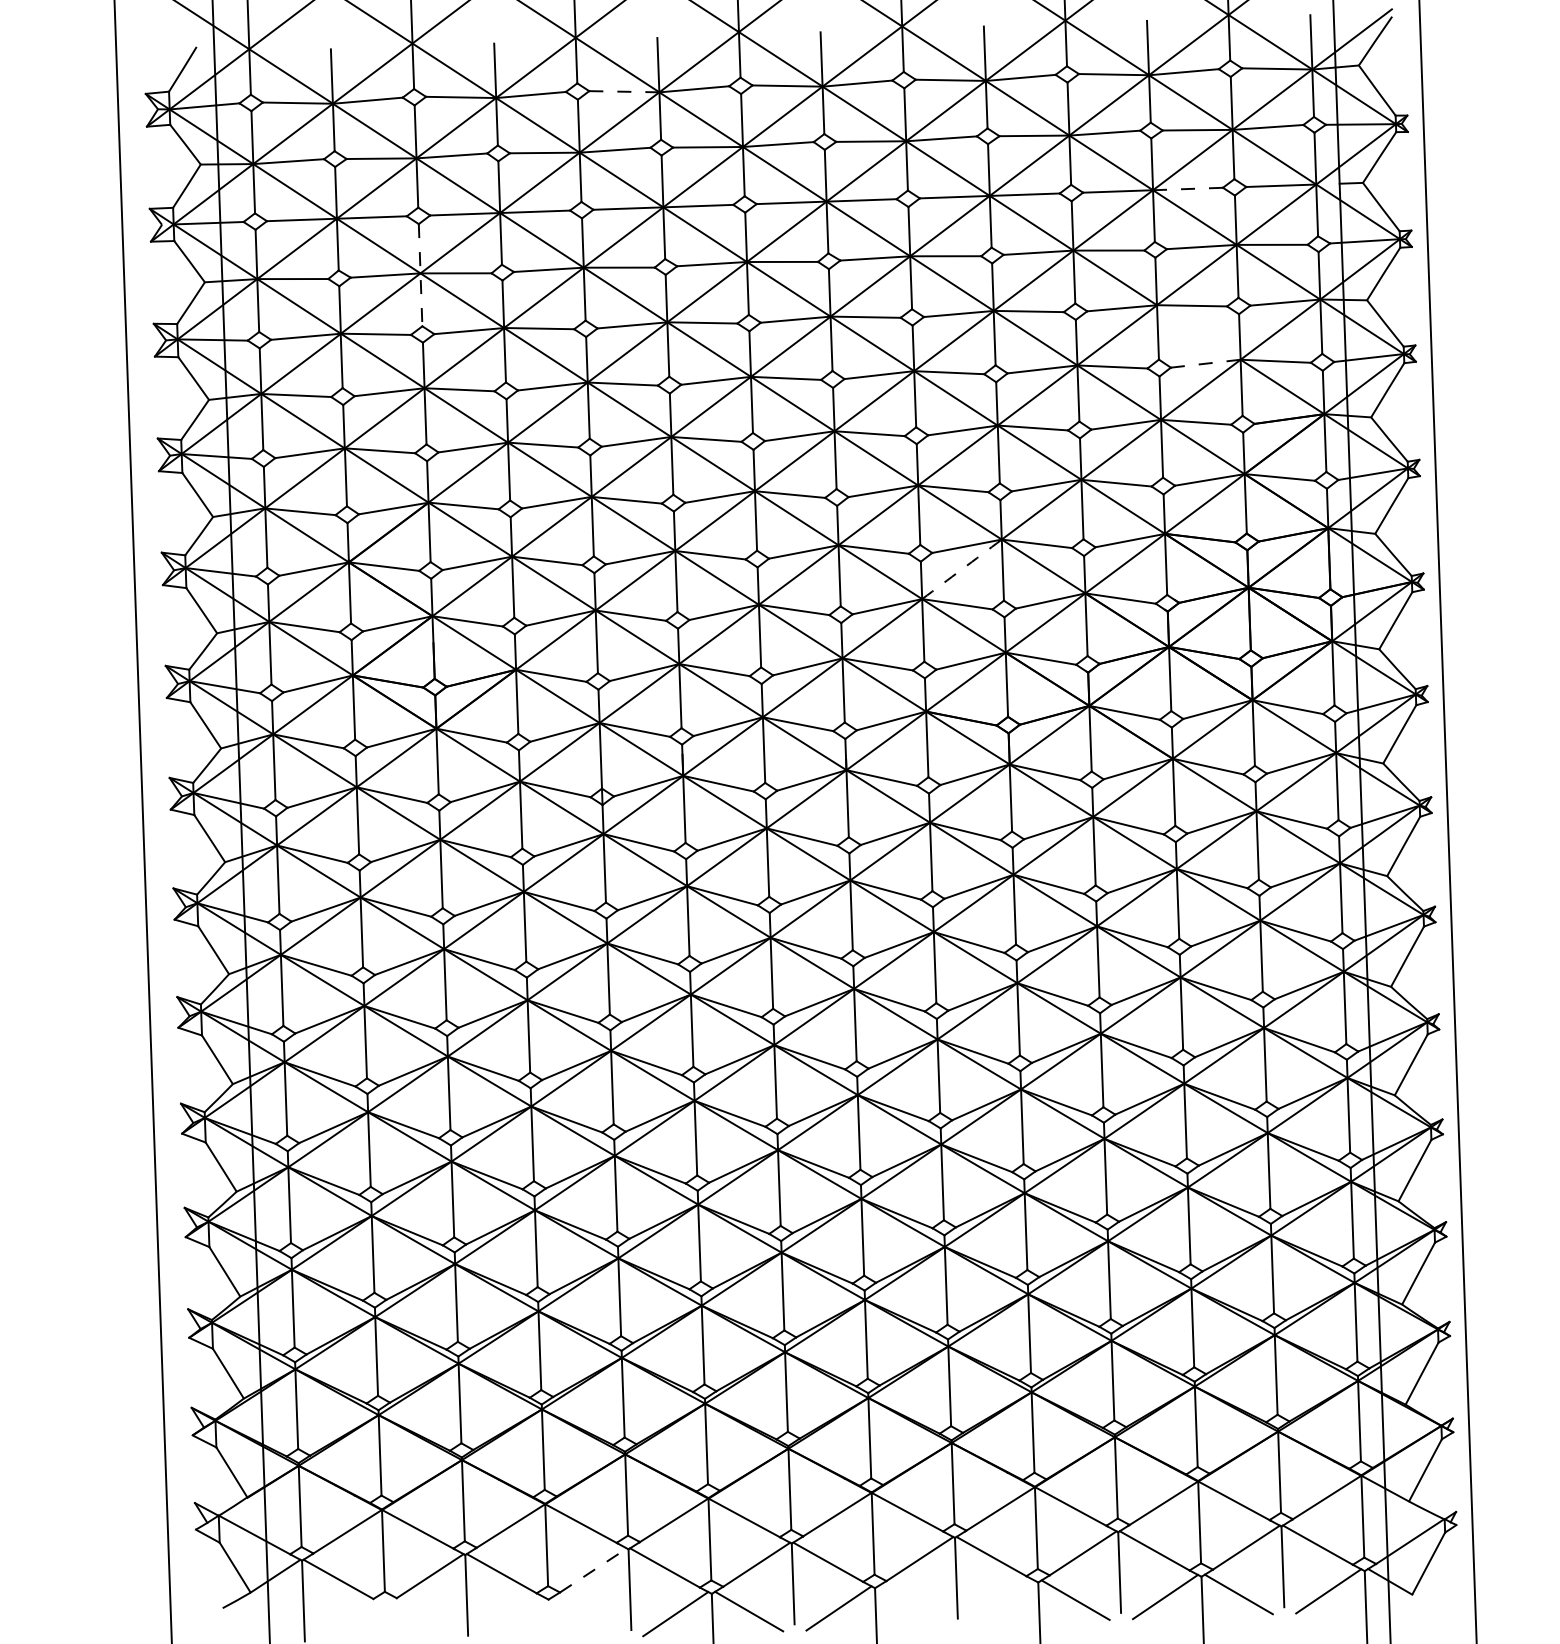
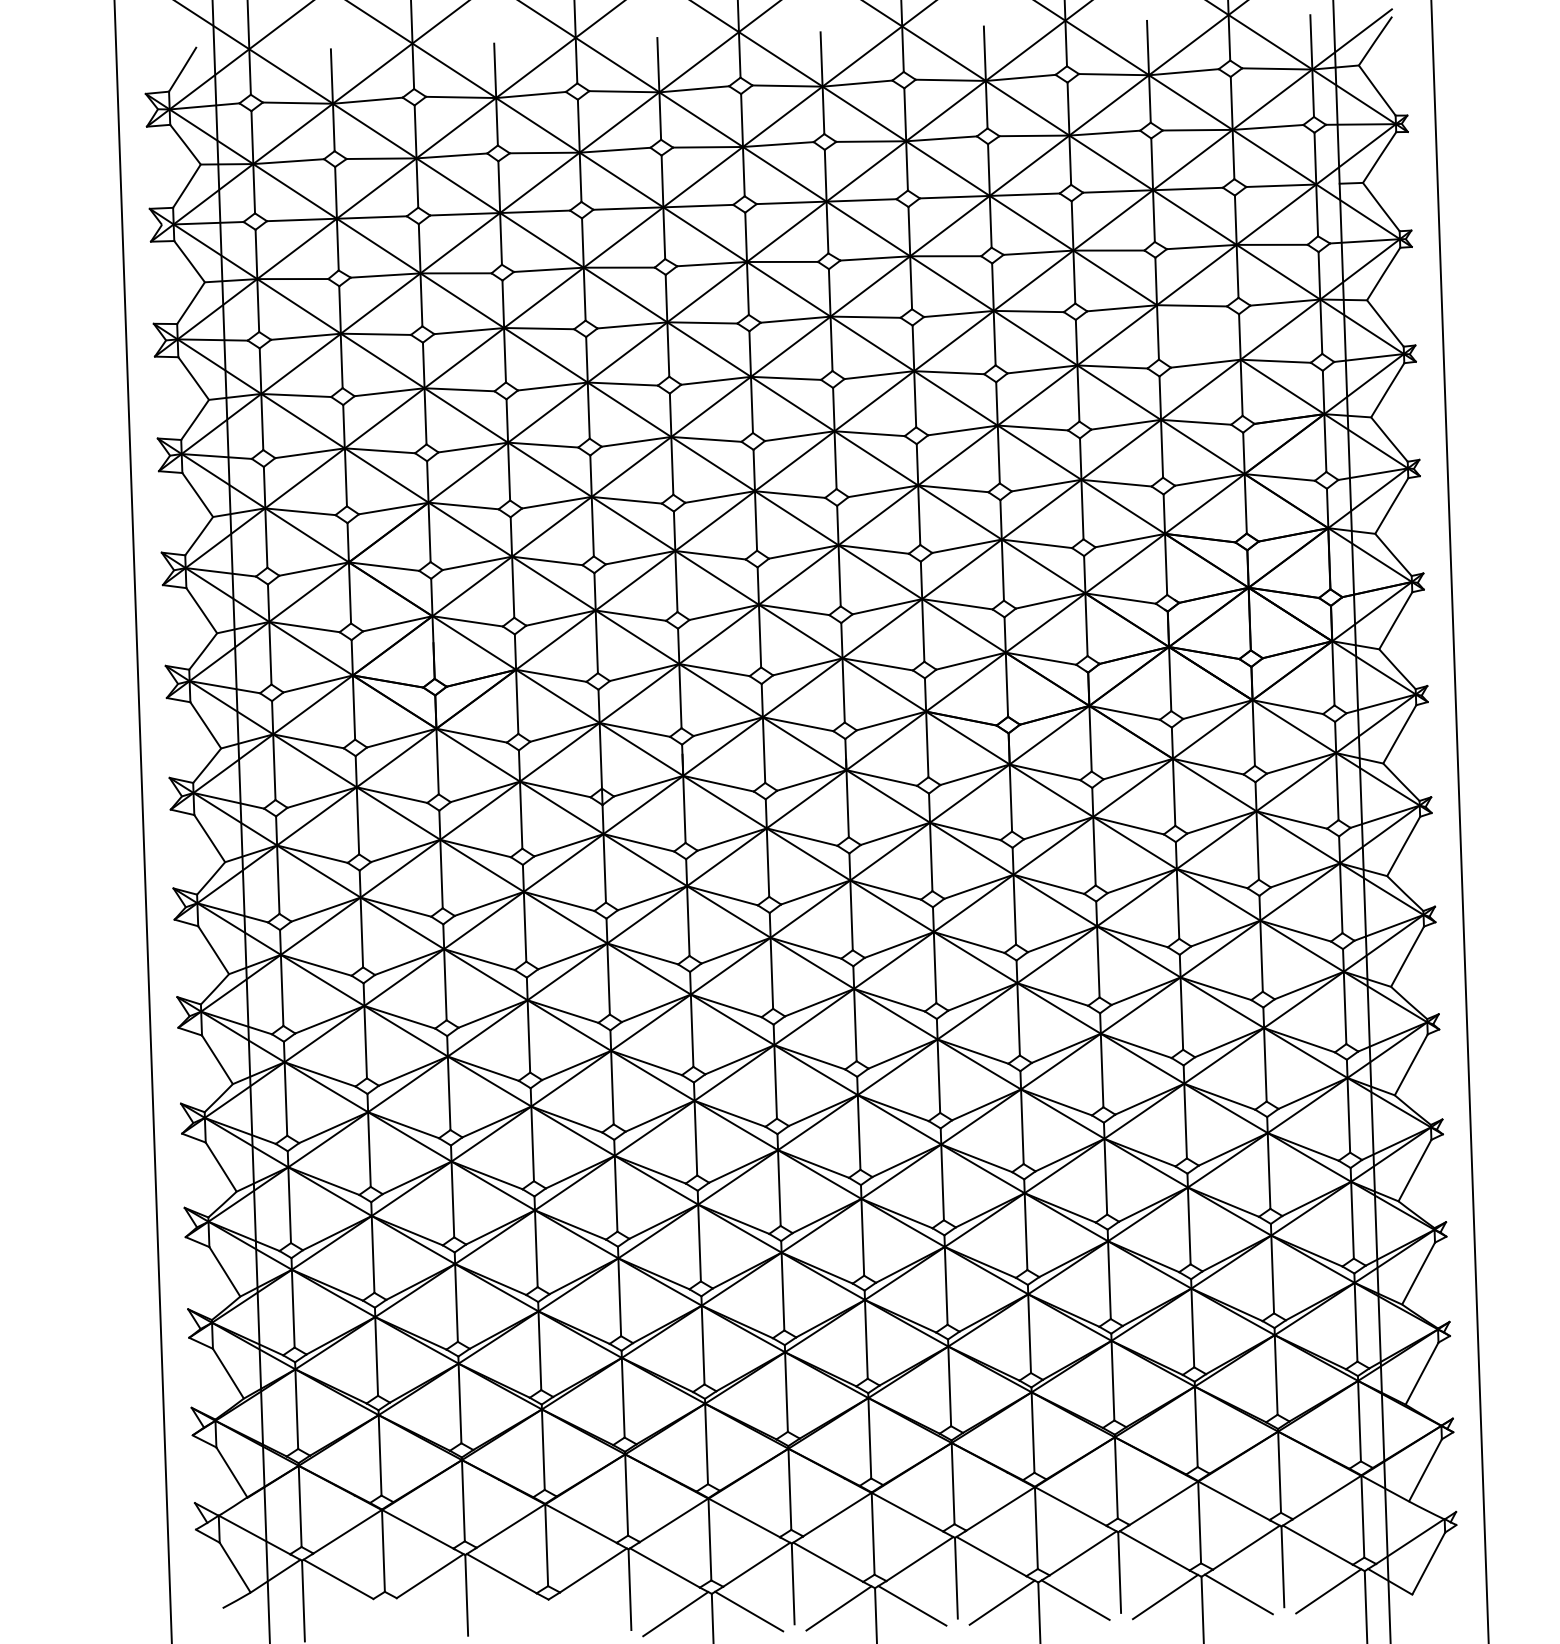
line: dashed -> solid (623, 91)
line: dashed -> solid (1188, 189)
line: dashed -> solid (420, 275)
line: dashed -> solid (1206, 363)
arc: dashed -> solid (962, 569)
line position: (1447, 821) -> (1459, 821) (1459, 821)
line: dashed -> solid (593, 1570)
line: none -> present (1001, 1602)
line: none -> present (912, 1605)
